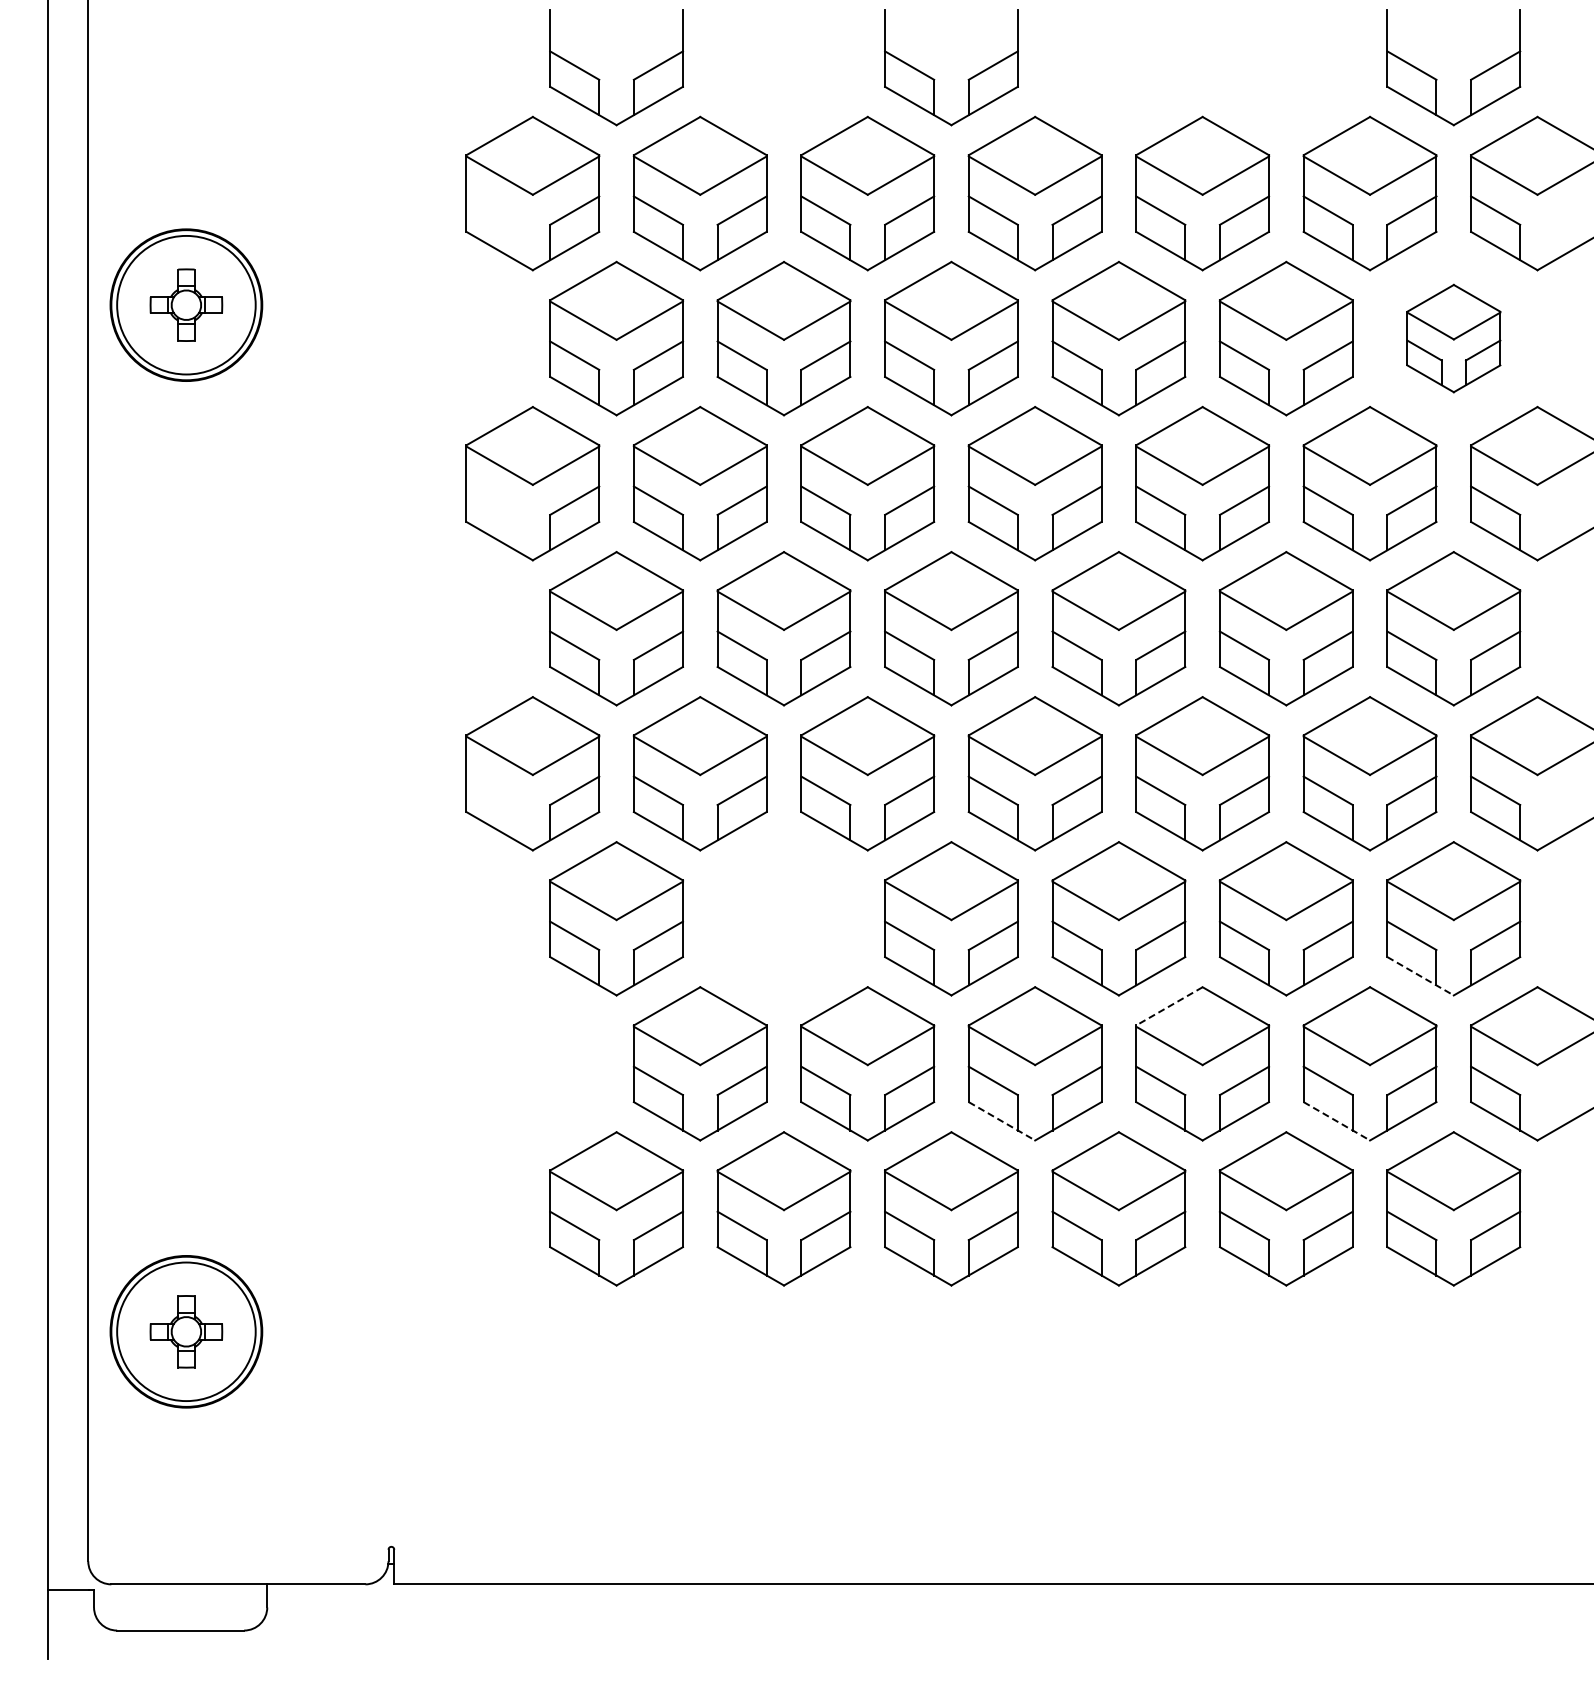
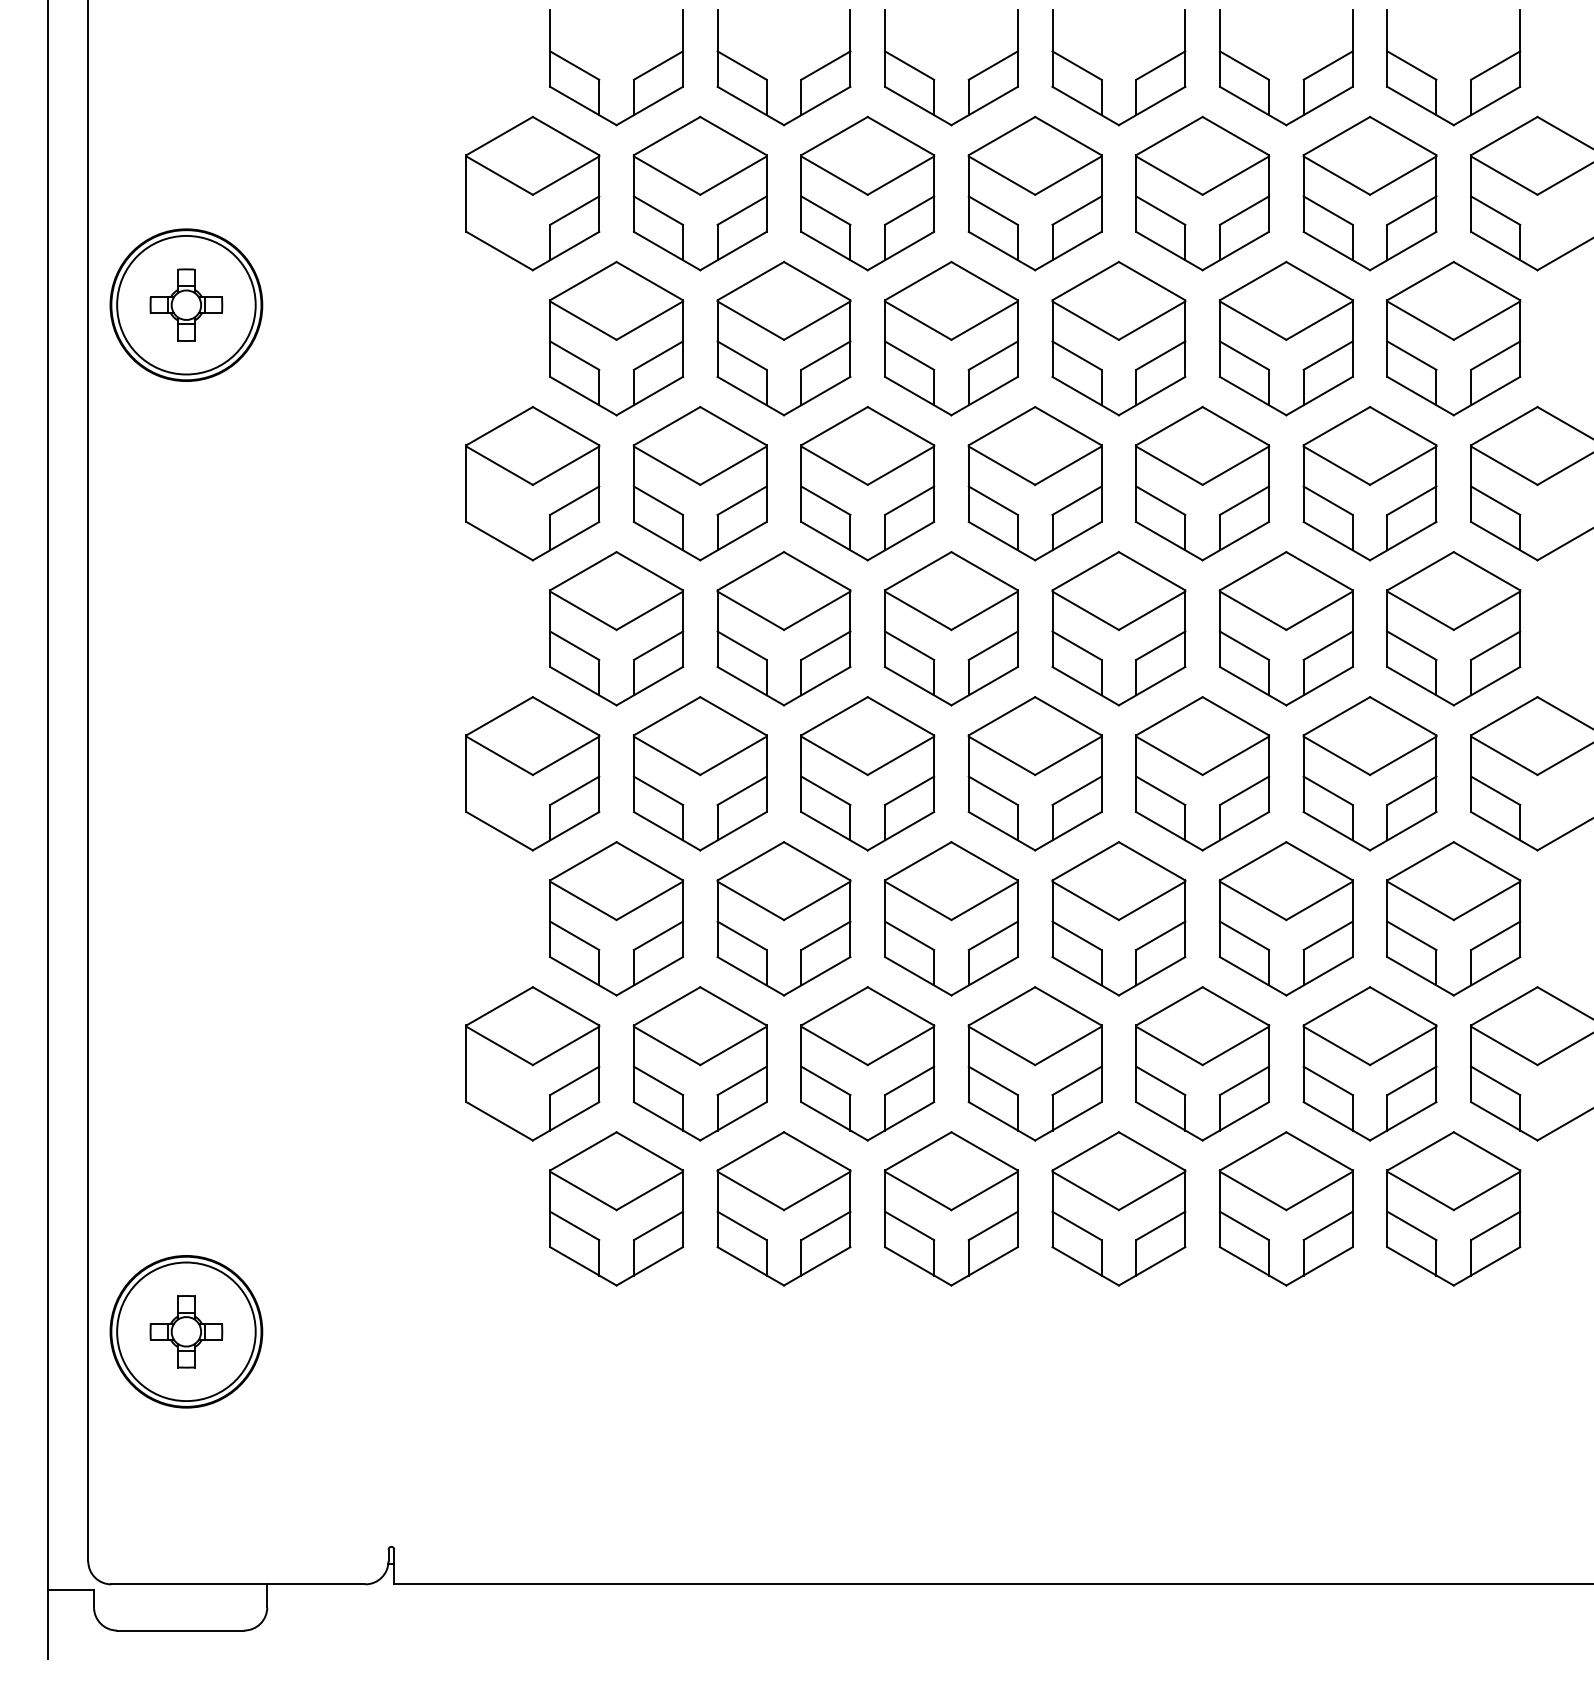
part: none -> present (767, 79)
part: none -> present (1102, 79)
part: none -> present (1270, 79)
part size: 96x111 px -> 136x157 px (1453, 338)
part: none -> present (783, 918)
line: dashed -> solid (1421, 976)
line: dashed -> solid (1169, 1006)
part: none -> present (532, 1063)
line: dashed -> solid (1002, 1121)
line: dashed -> solid (1337, 1121)
